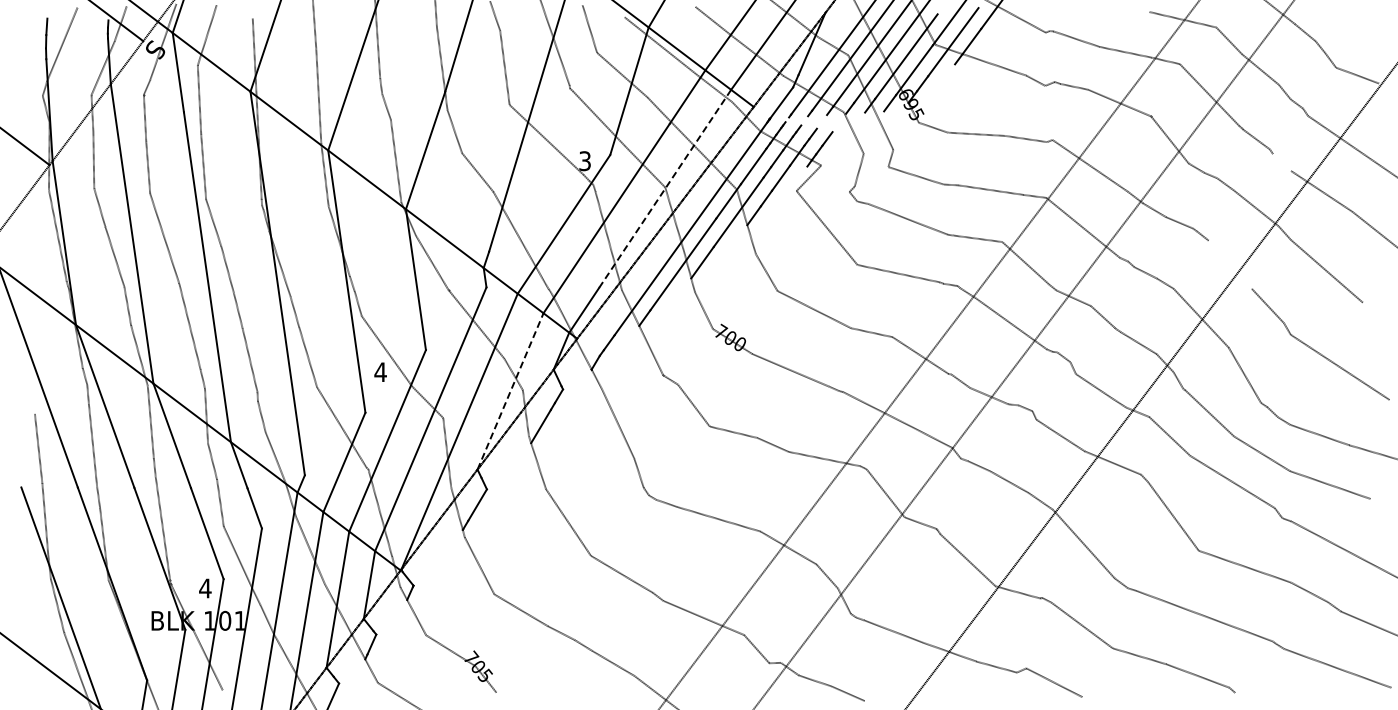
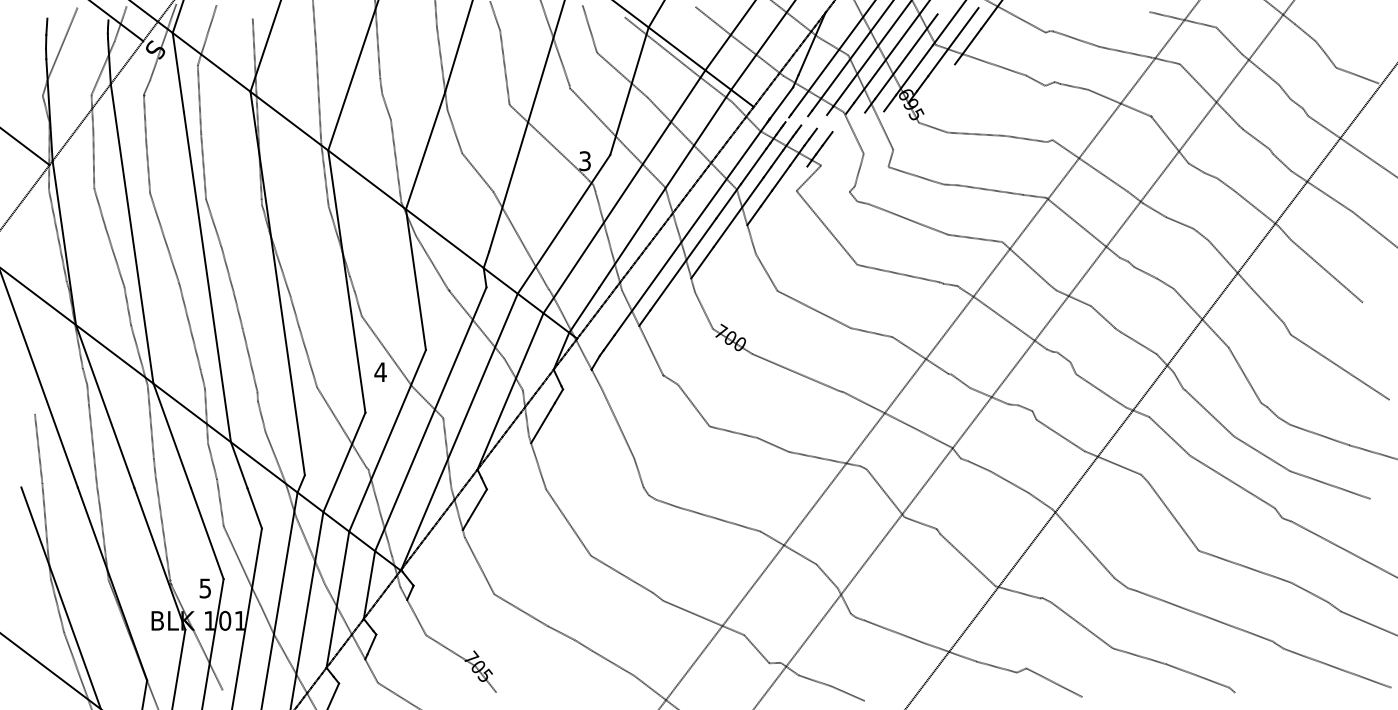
line: none -> present (1282, 162)
line: dashed -> solid (665, 188)
line: none -> present (1229, 264)
line: dashed -> solid (510, 391)
text: 4 -> 5 (205, 588)
